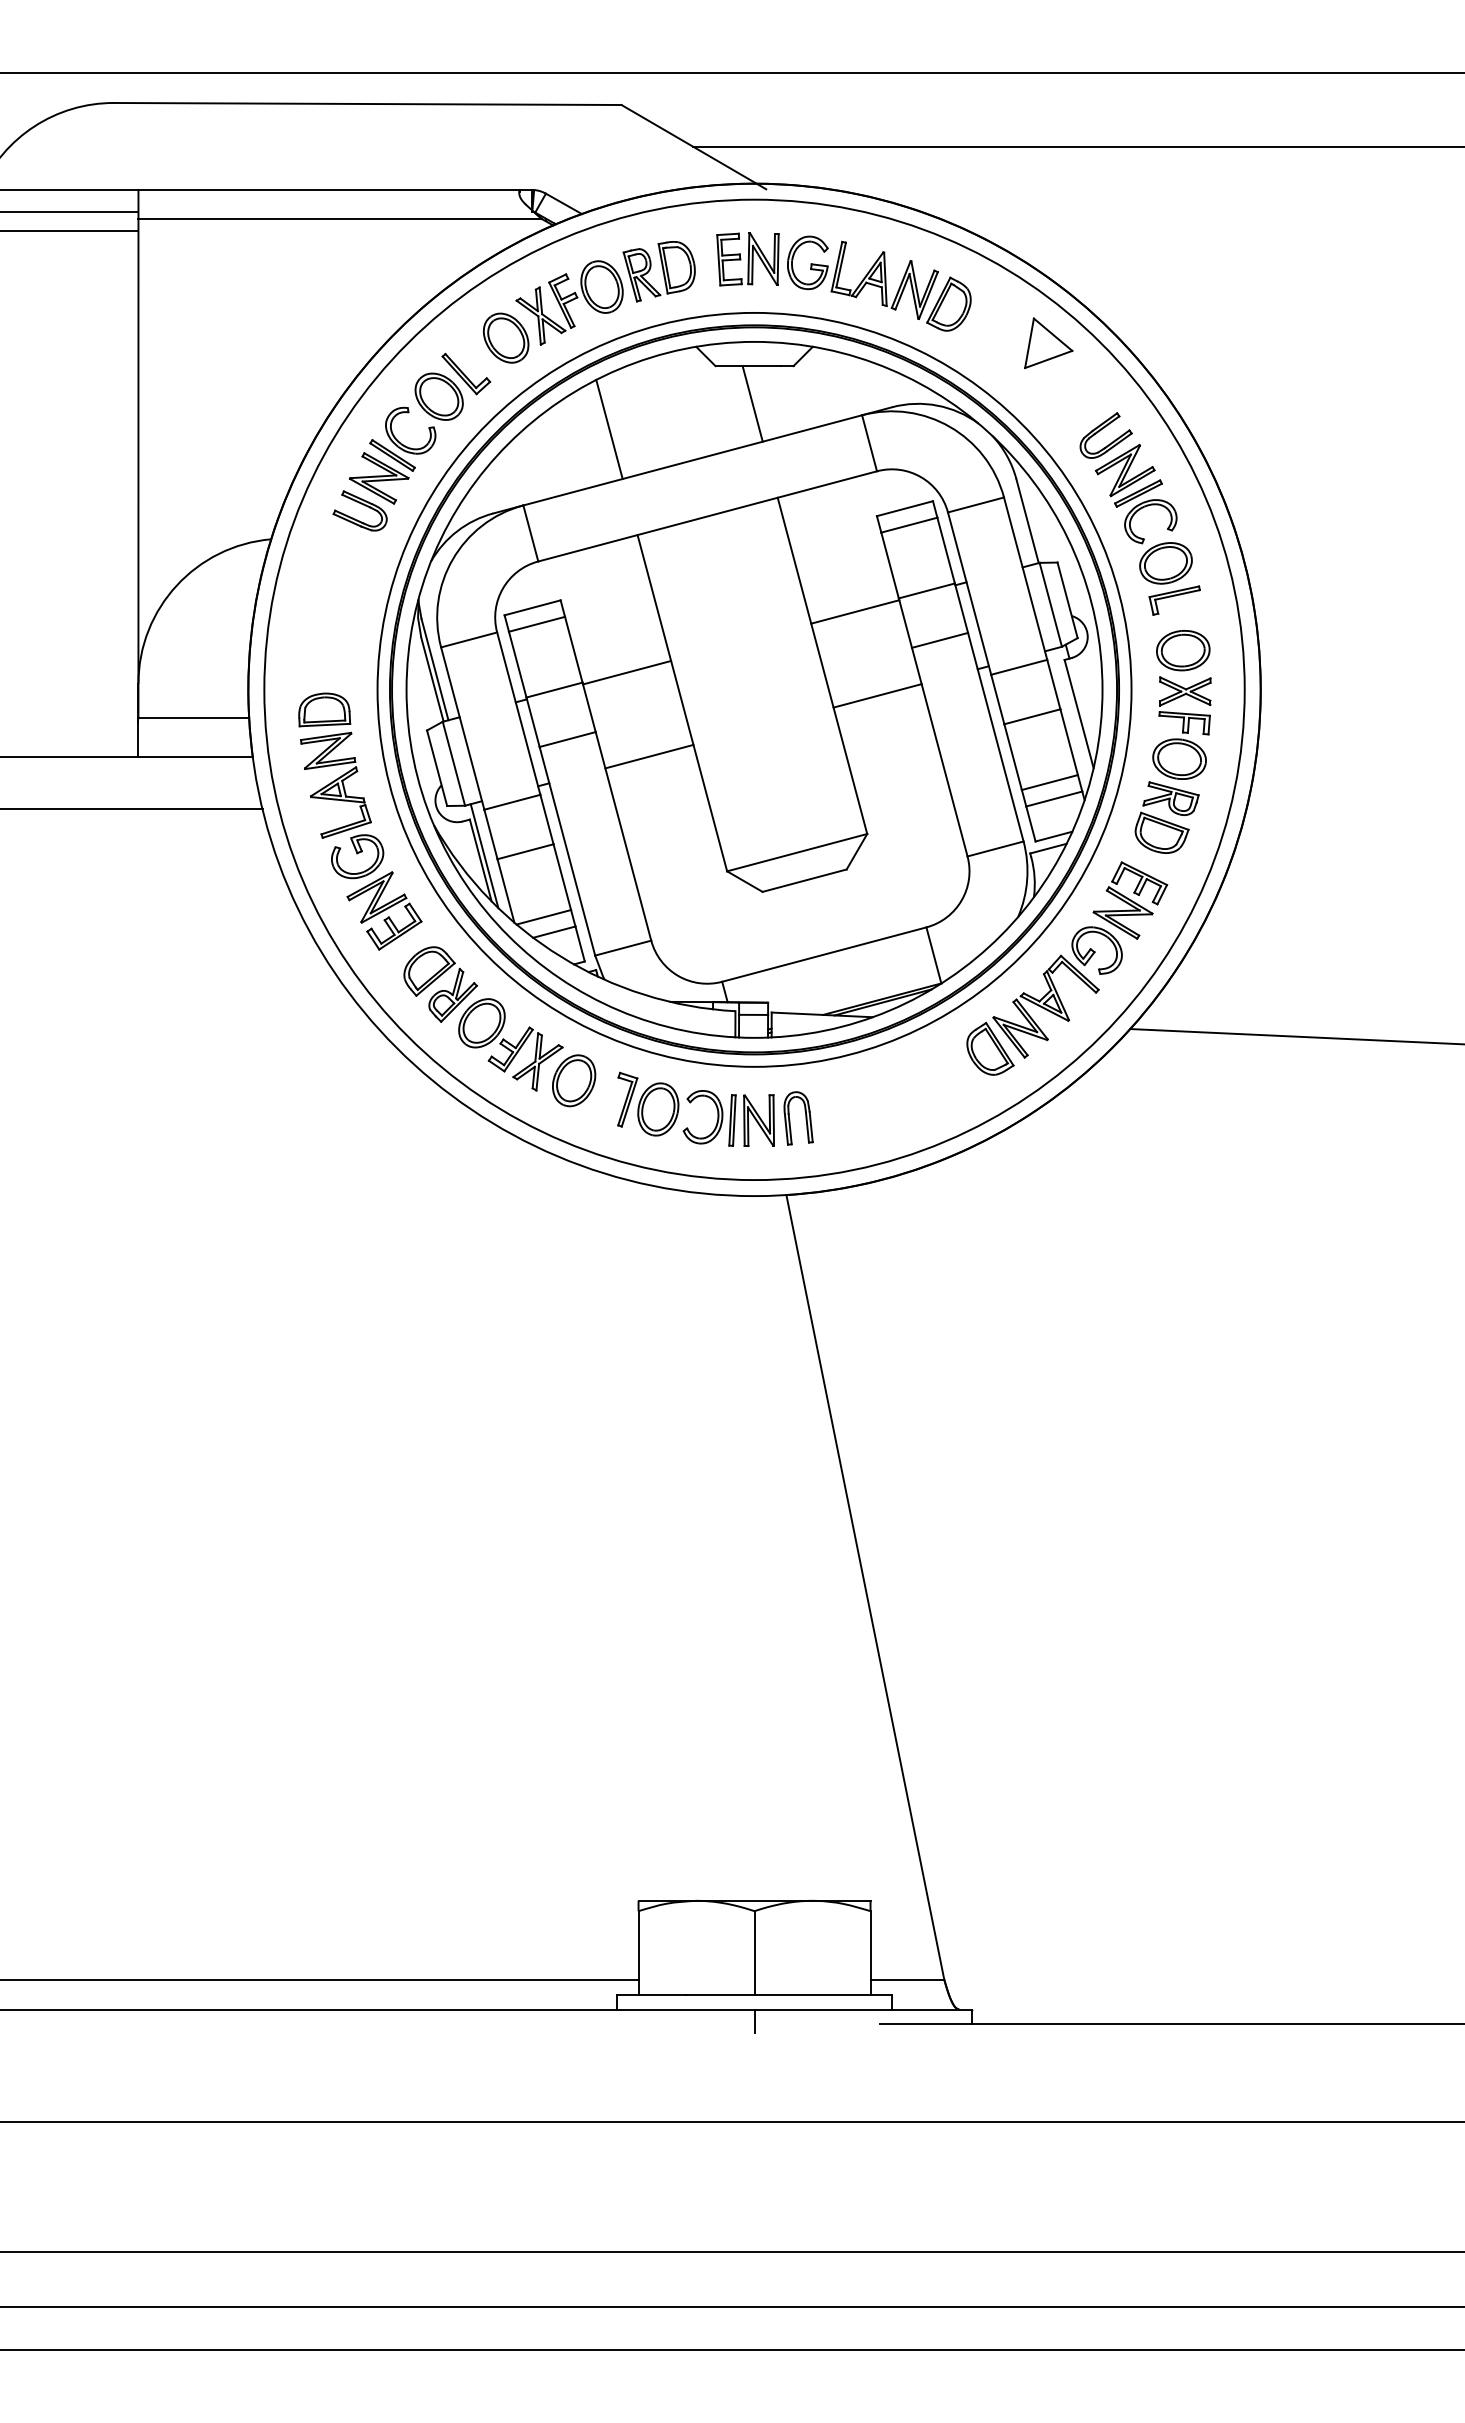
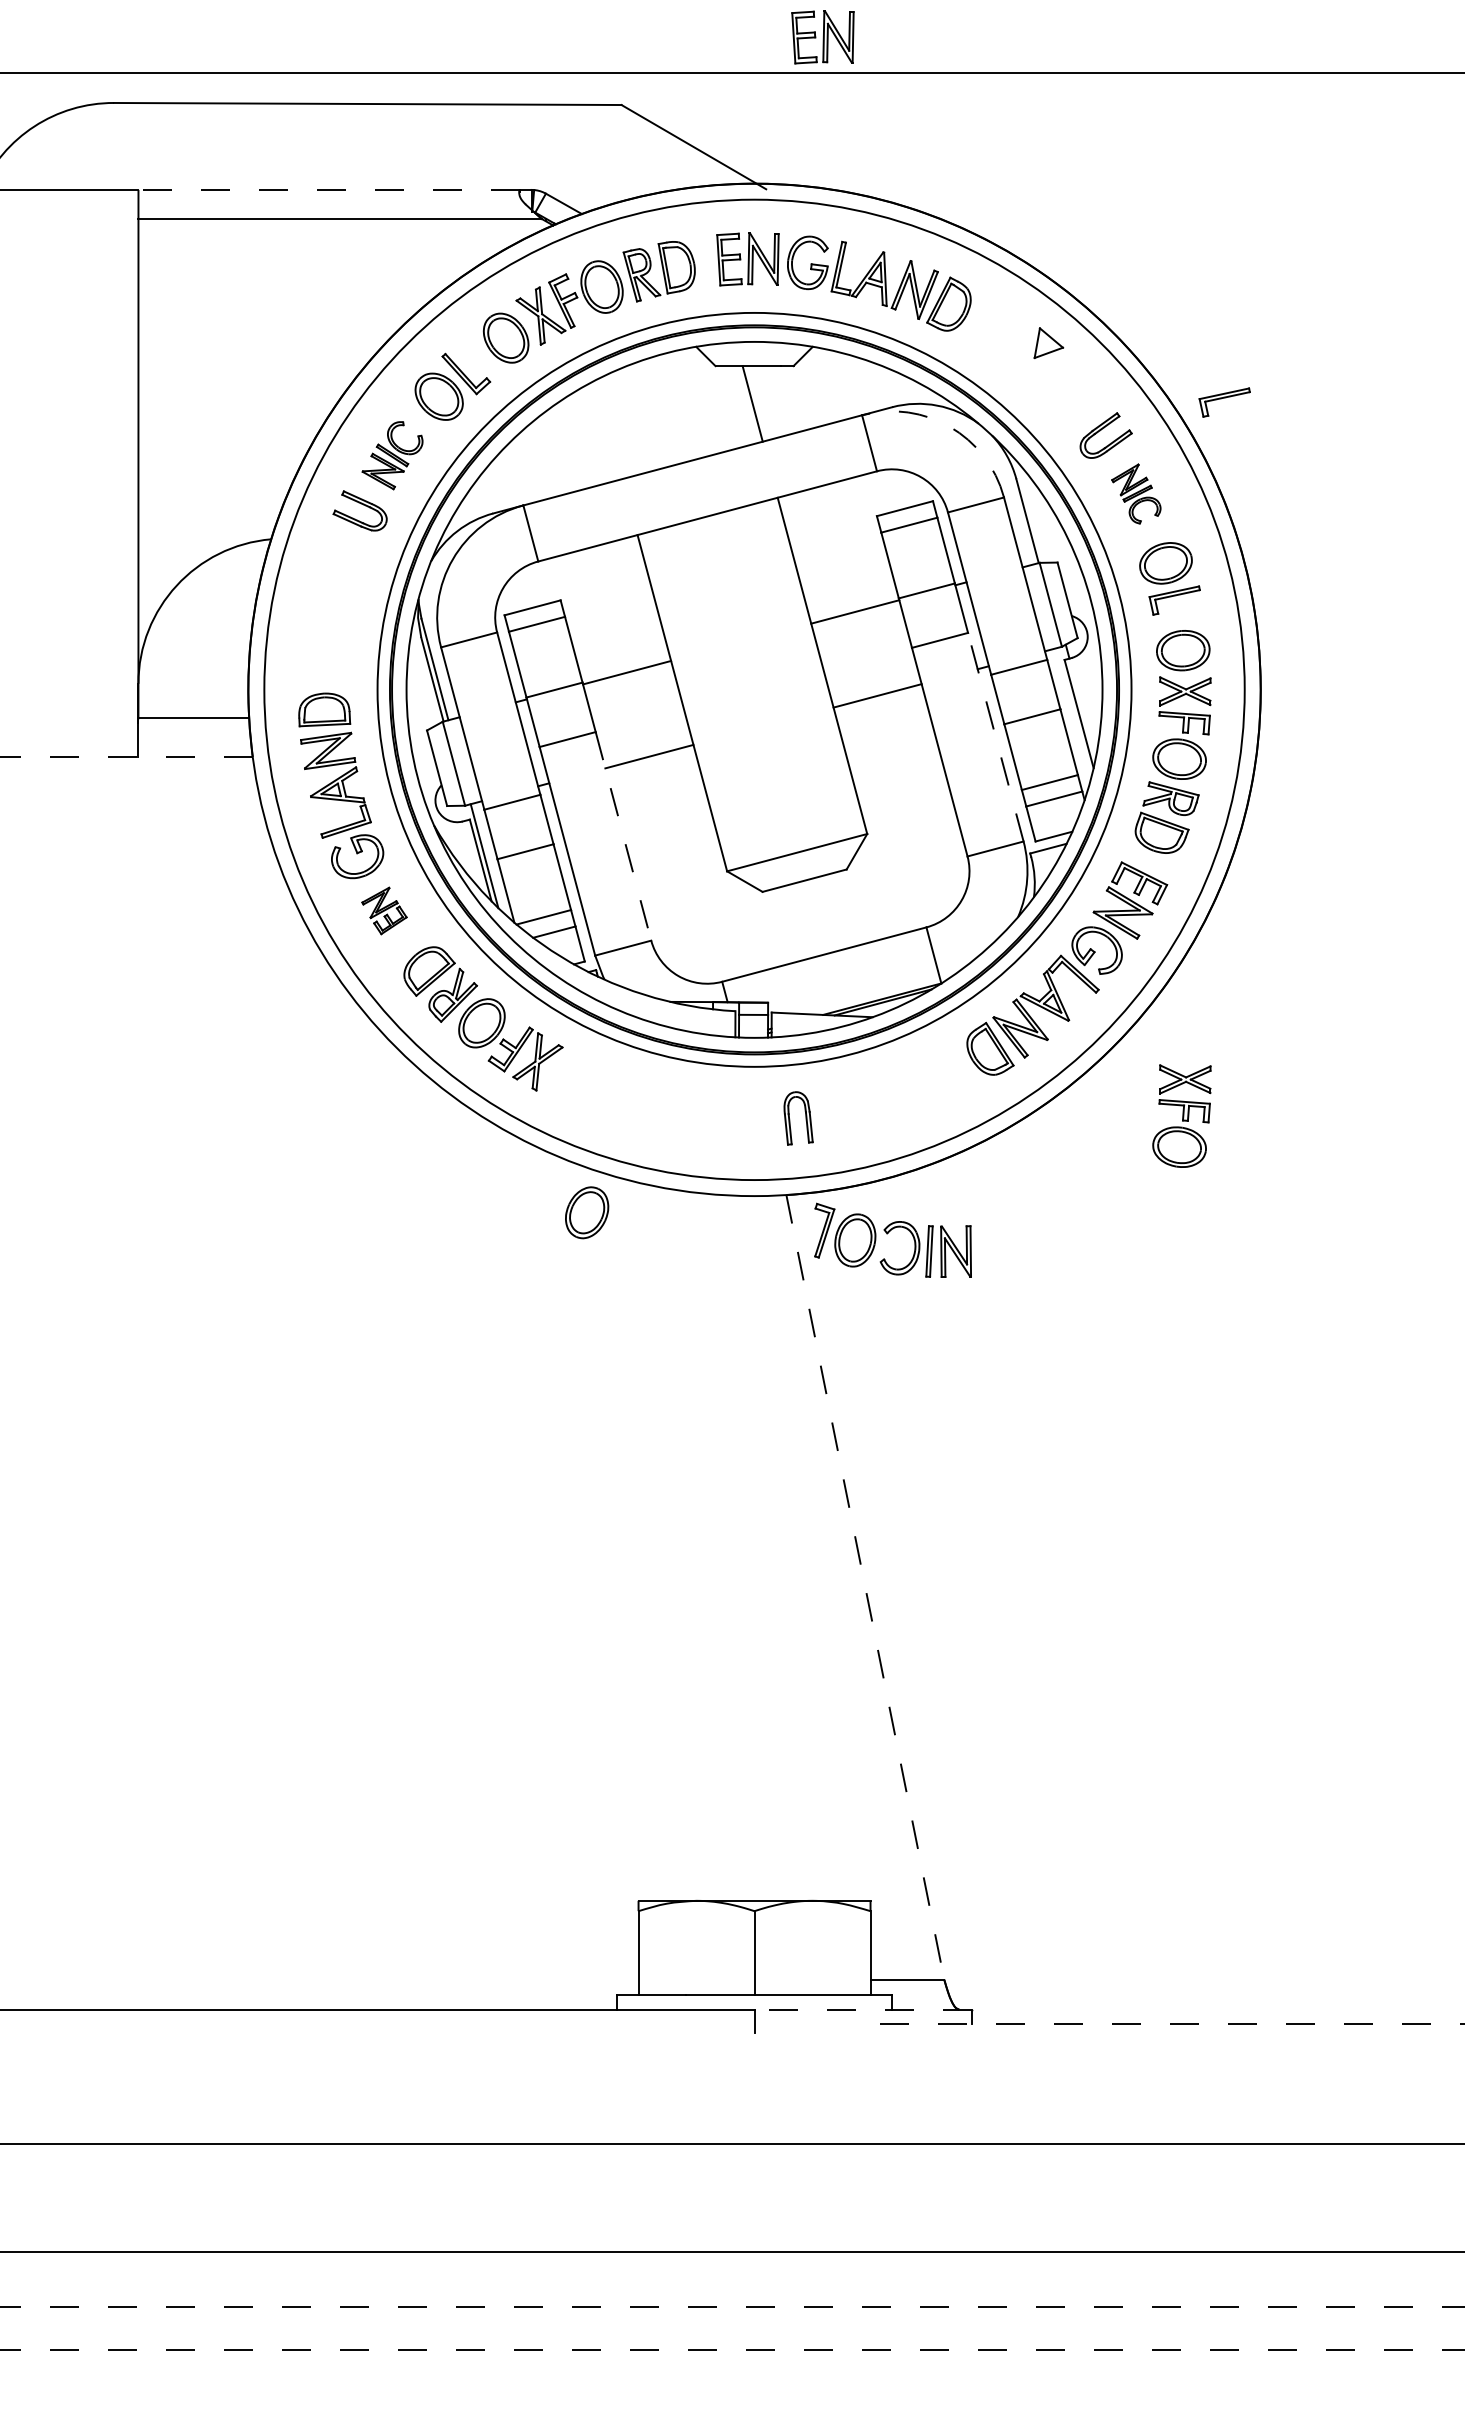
part: none -> present (822, 37)
line: present -> none (1076, 146)
line: solid -> dashed (329, 189)
line: present -> none (70, 211)
line: present -> none (70, 230)
part size: 50x52 px -> 32x33 px (1048, 343)
part: none -> present (1224, 402)
arc: solid -> dashed (950, 426)
line: present -> none (609, 429)
part size: 89x99 px -> 63x70 px (392, 455)
part size: 83x102 px -> 51x62 px (1136, 493)
line: solid -> dashed (995, 737)
line: solid -> dashed (126, 756)
line: present -> none (132, 809)
line: solid -> dashed (623, 836)
part size: 77x80 px -> 47x50 px (384, 910)
line: present -> none (1295, 1036)
part position: (574, 1080) -> (587, 1212) (587, 1212)
part position: (690, 1103) -> (887, 1234) (887, 1234)
part: none -> present (1181, 1115)
line: solid -> dashed (865, 1587)
line: present -> none (320, 1979)
line: solid -> dashed (863, 2009)
line: solid -> dashed (1172, 2024)
line position: (731, 2121) -> (731, 2143) (731, 2143)
line: solid -> dashed (731, 2306)
line: solid -> dashed (731, 2350)
